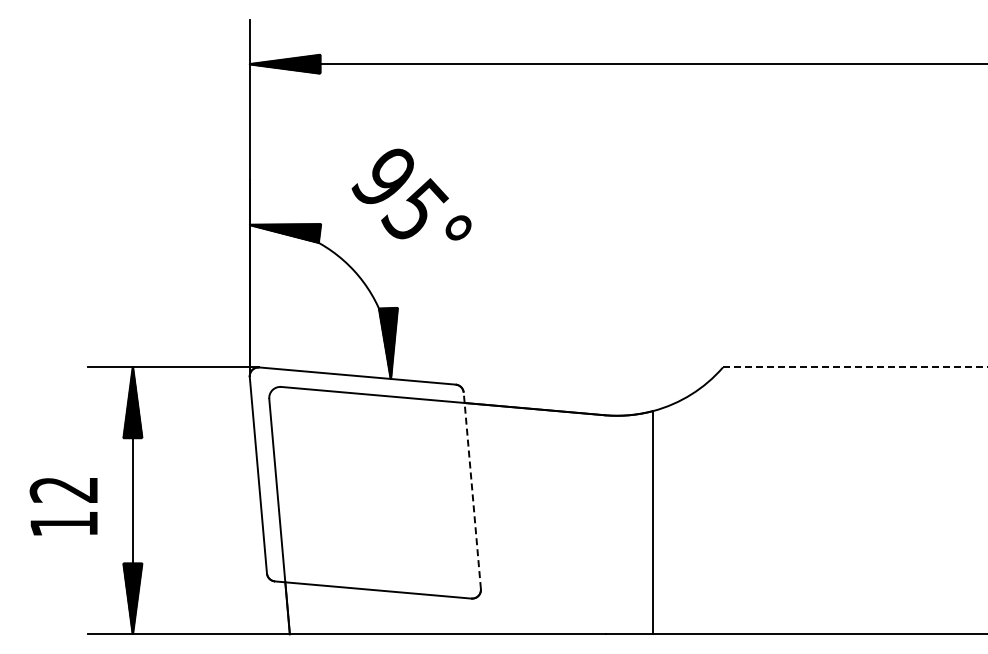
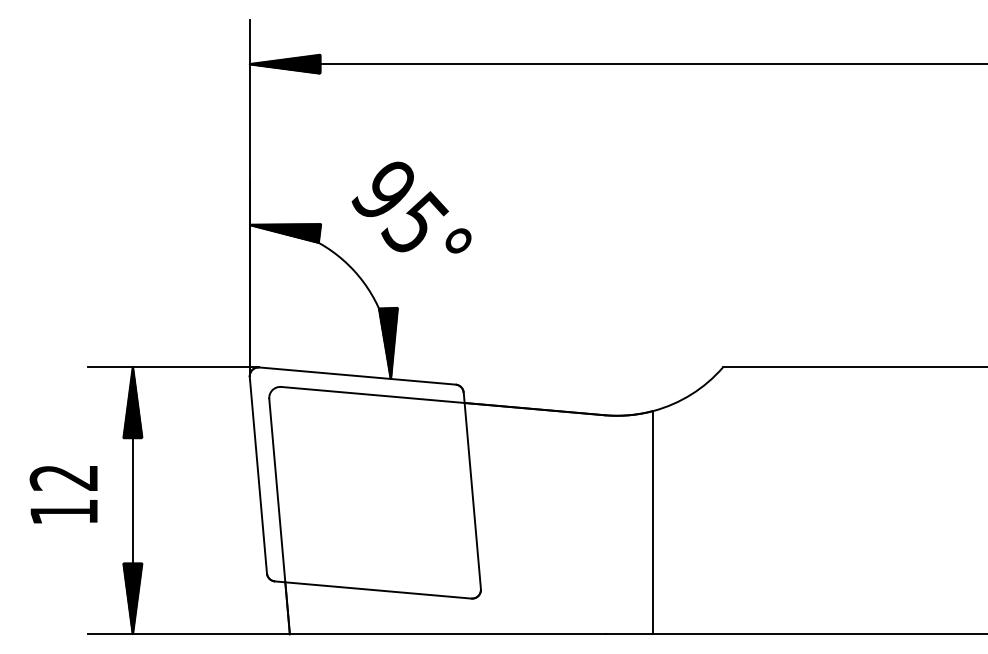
text position: (411, 194) -> (411, 207) (411, 207)
line: dashed -> solid (855, 367)
line: dashed -> solid (472, 490)
text position: (63, 506) -> (63, 494) (63, 494)
